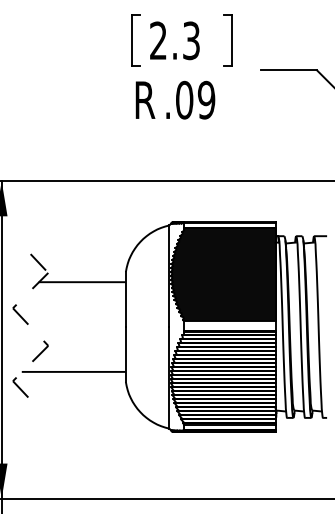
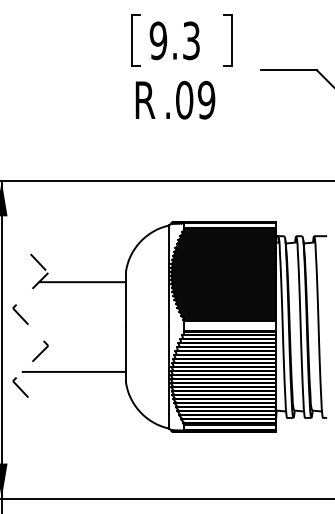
text: 2.3 -> 9.3 (158, 40)
